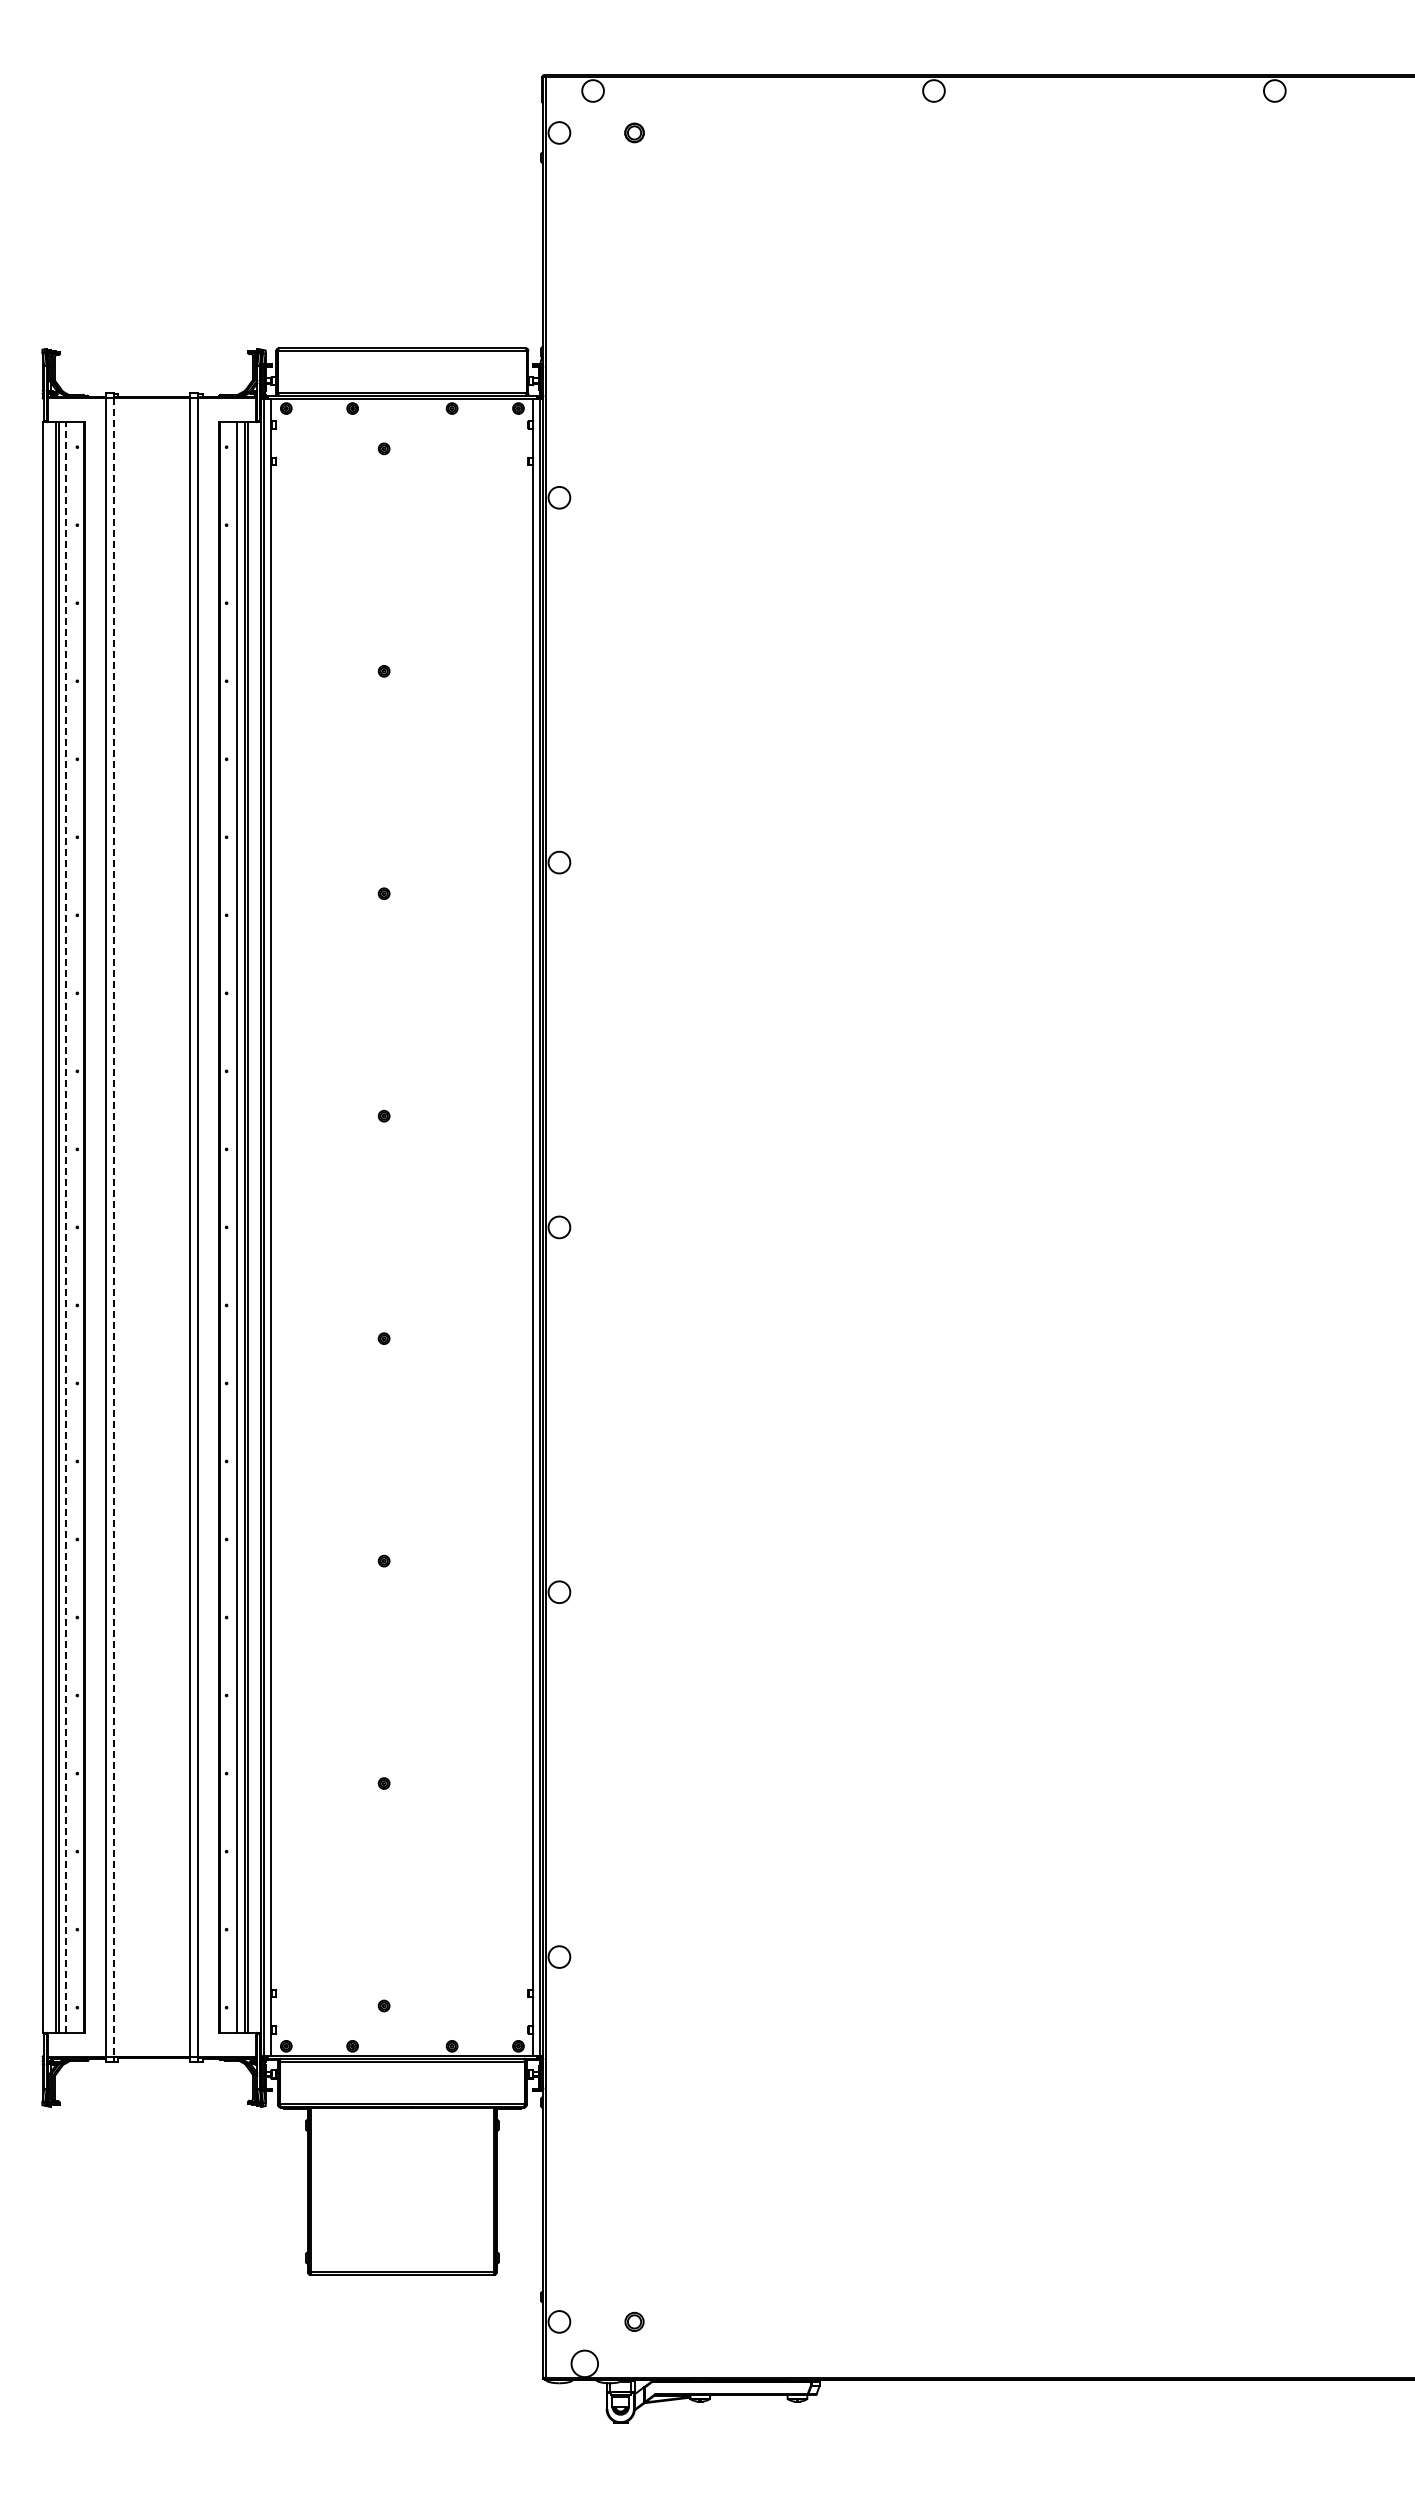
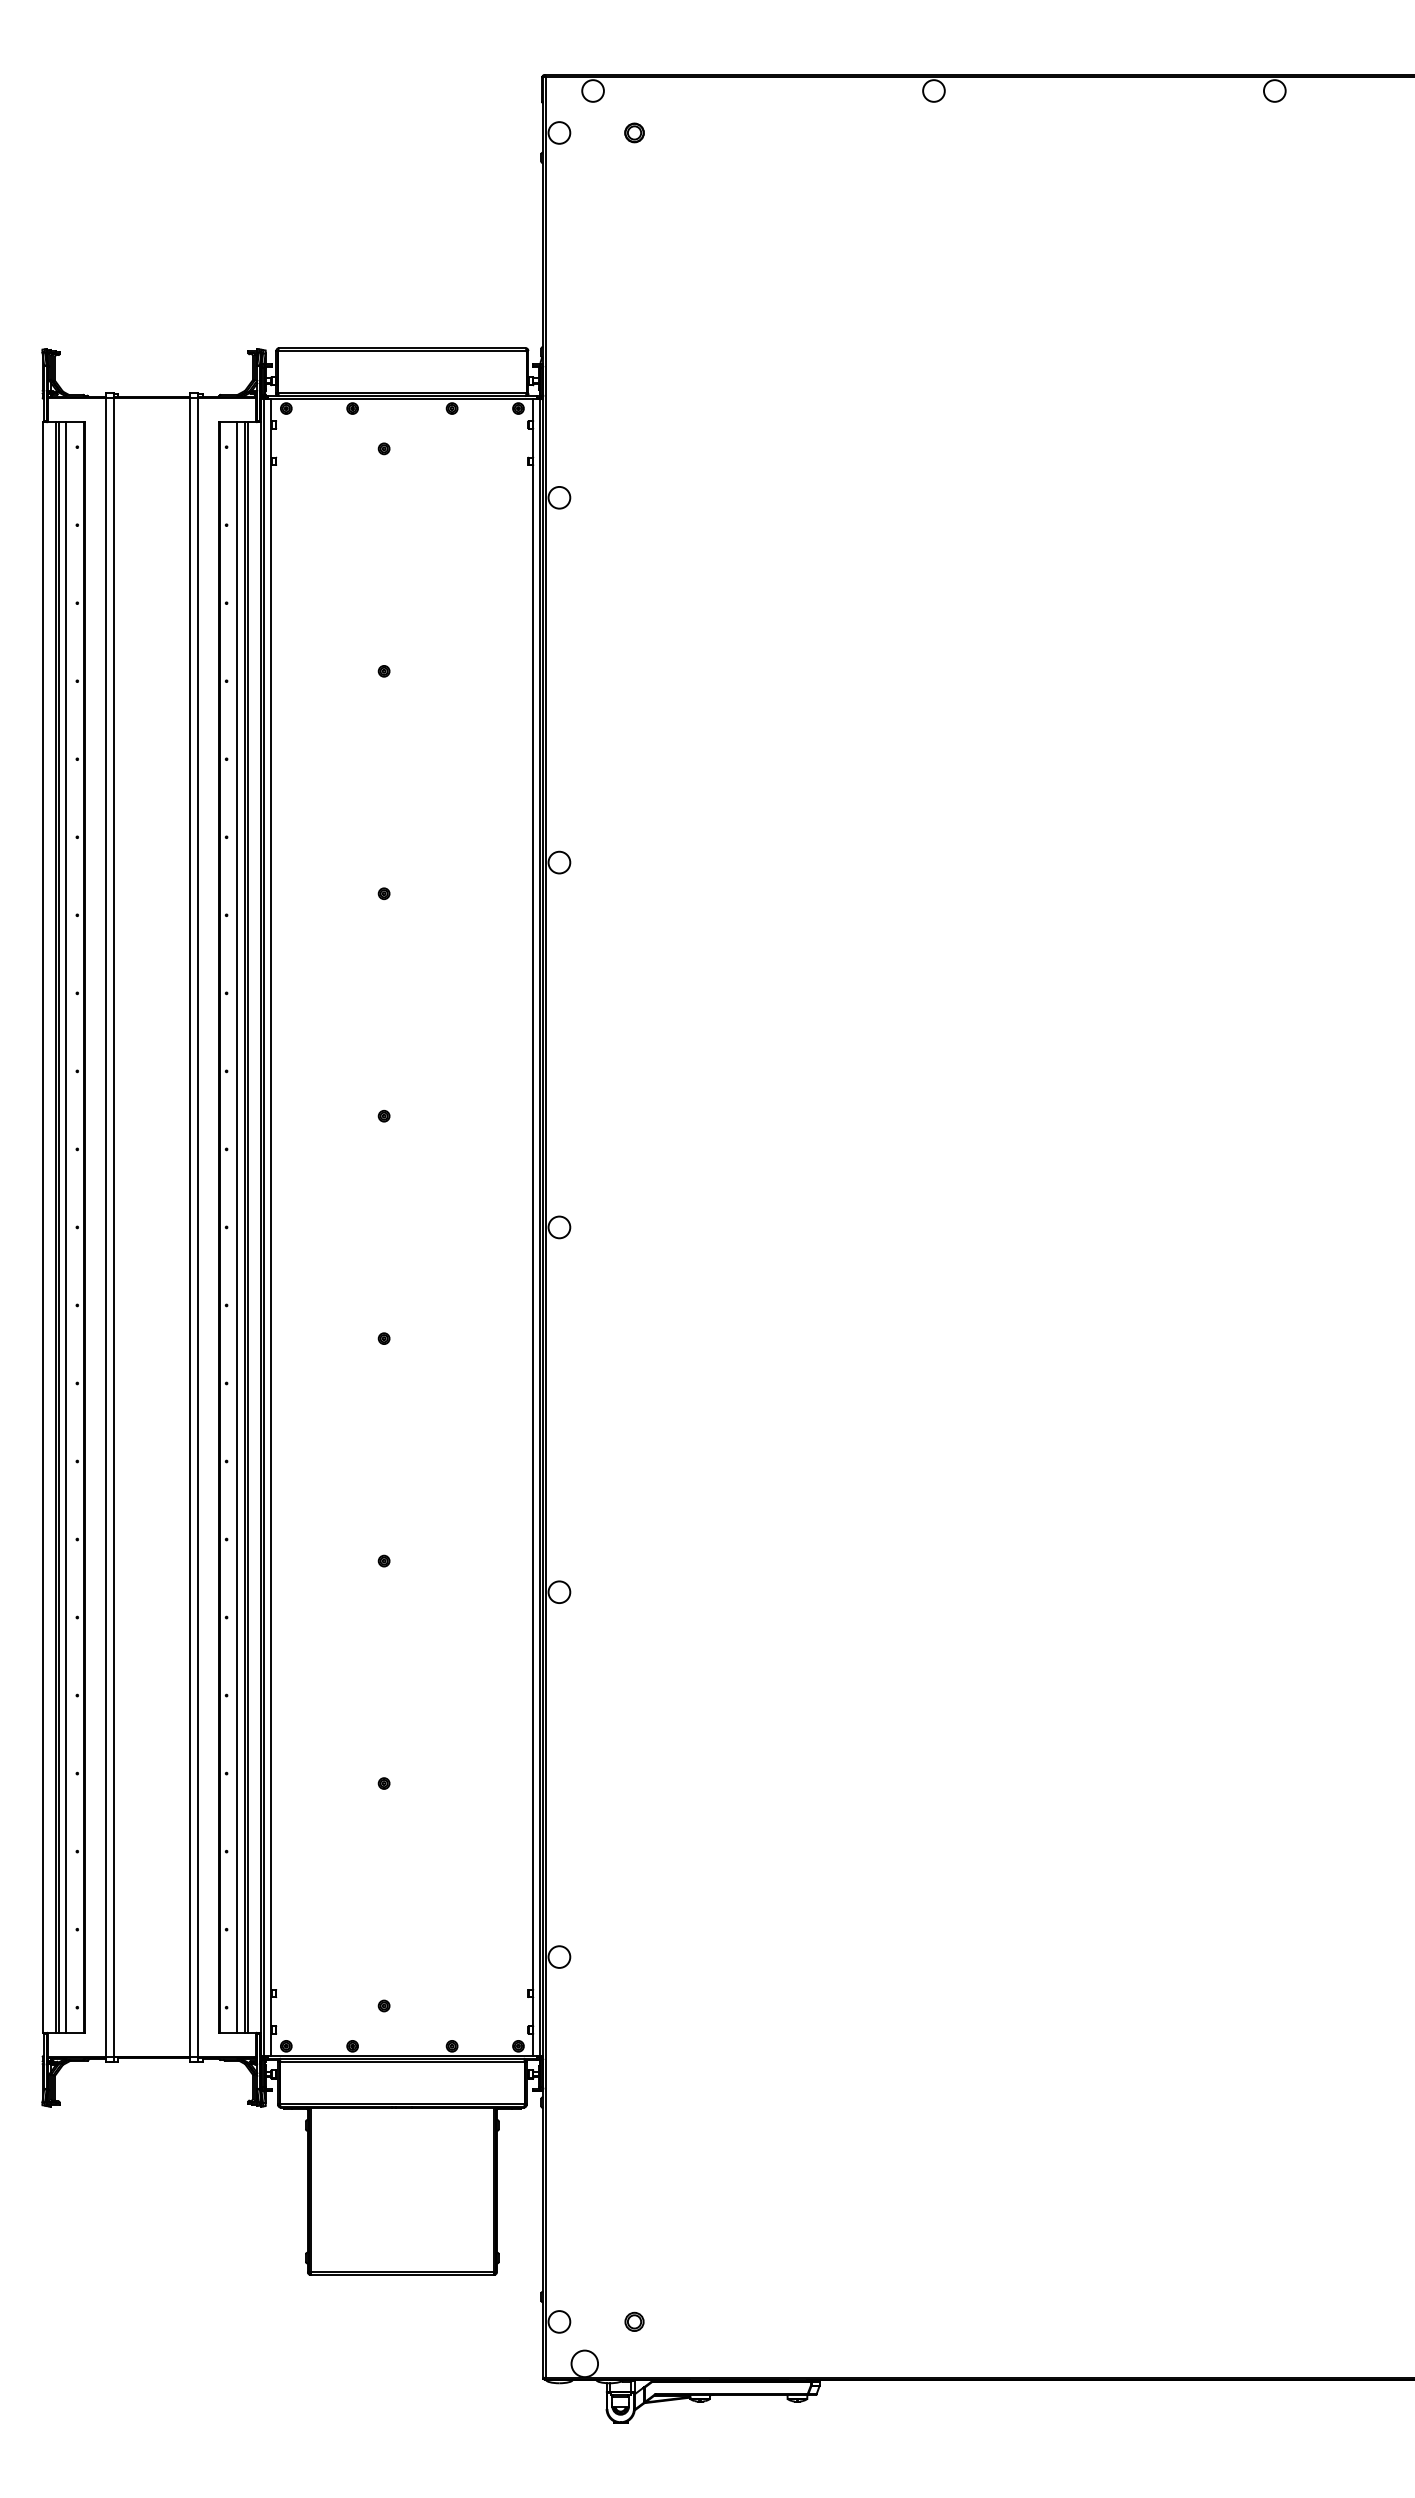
line: dashed -> solid (66, 1226)
line: dashed -> solid (113, 1227)
